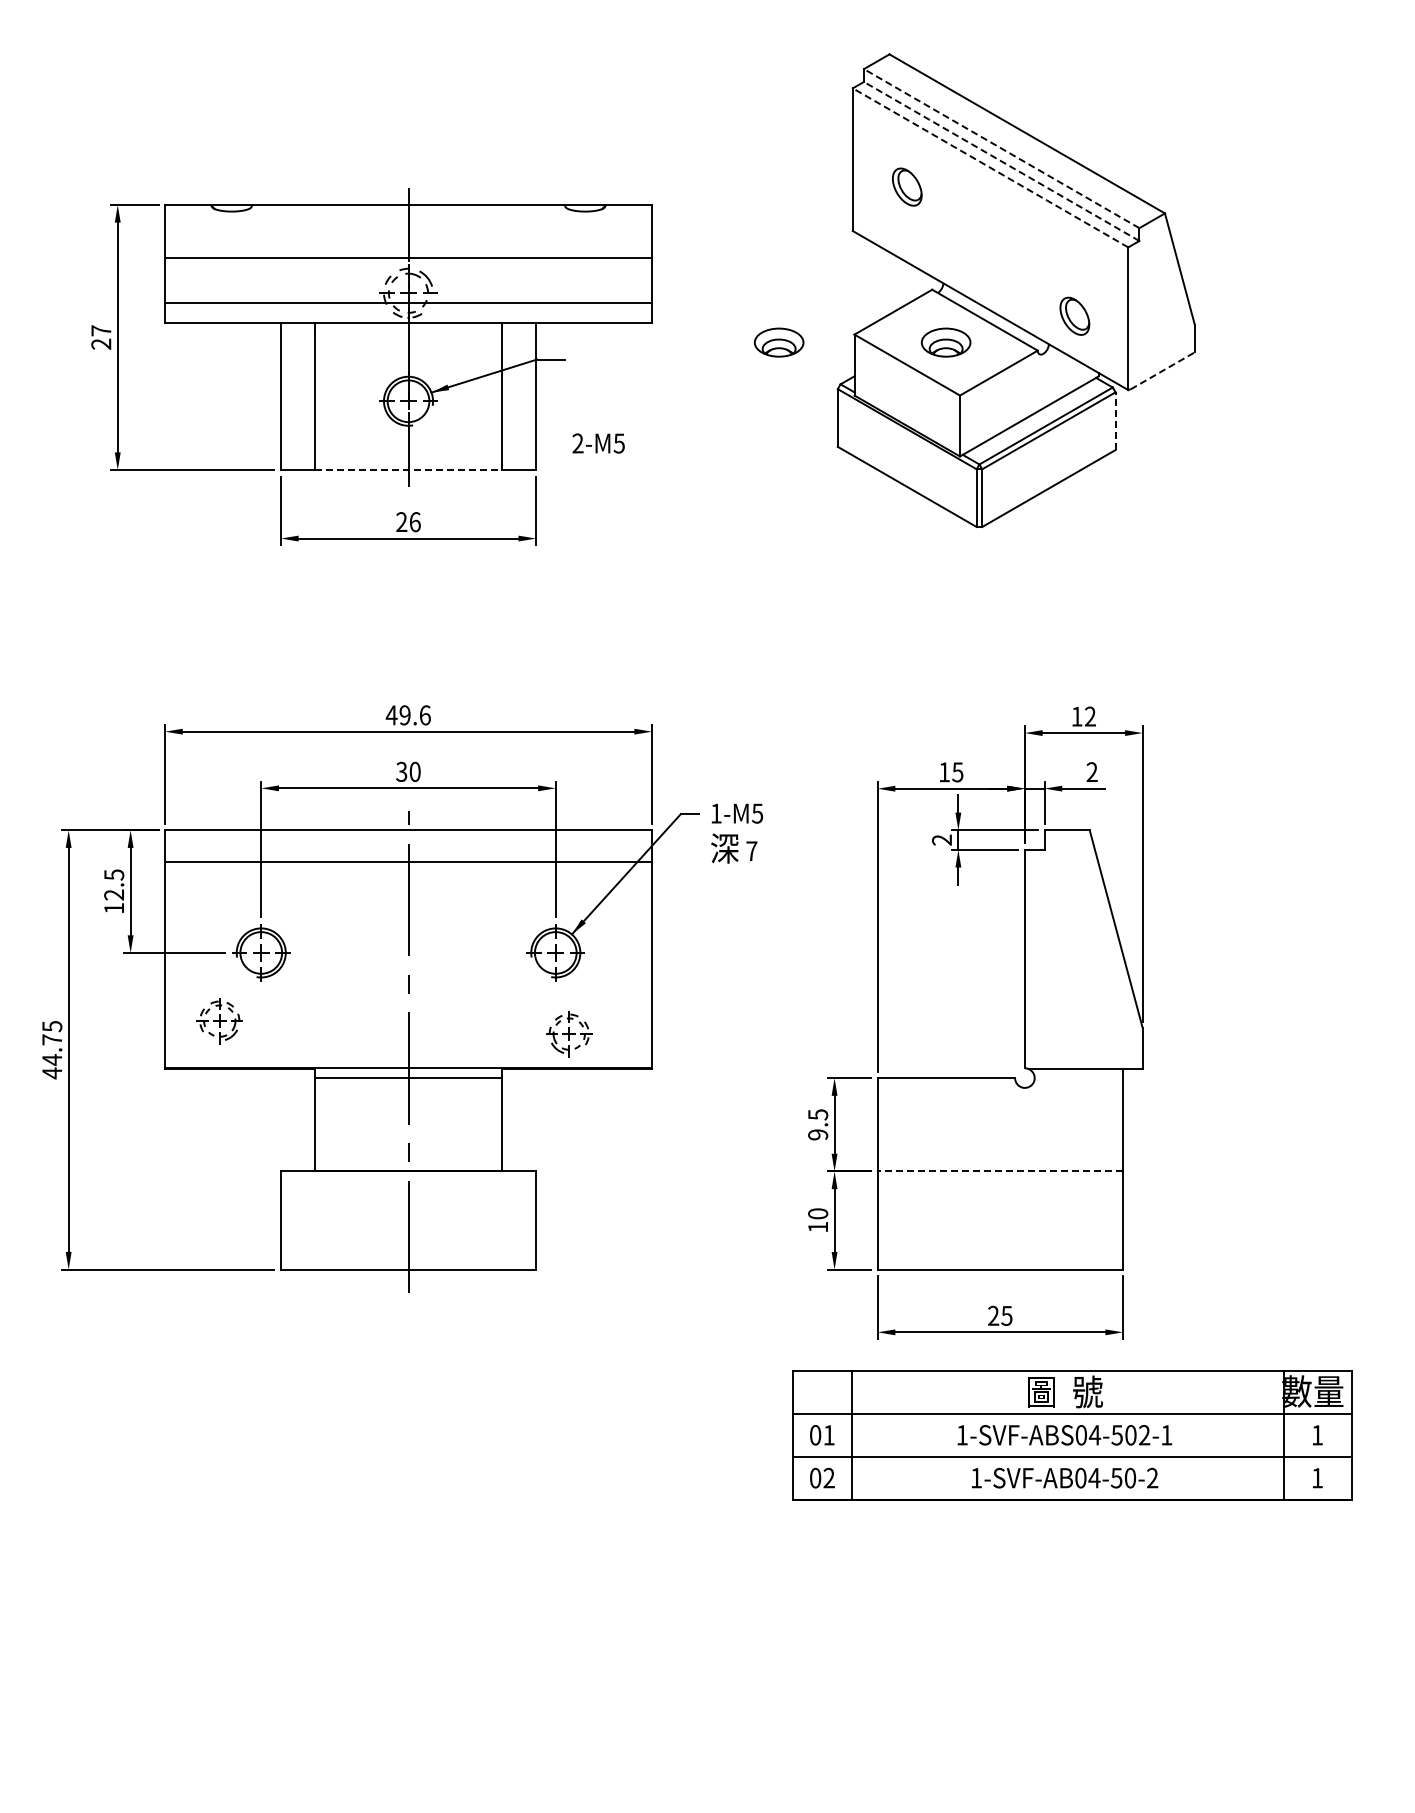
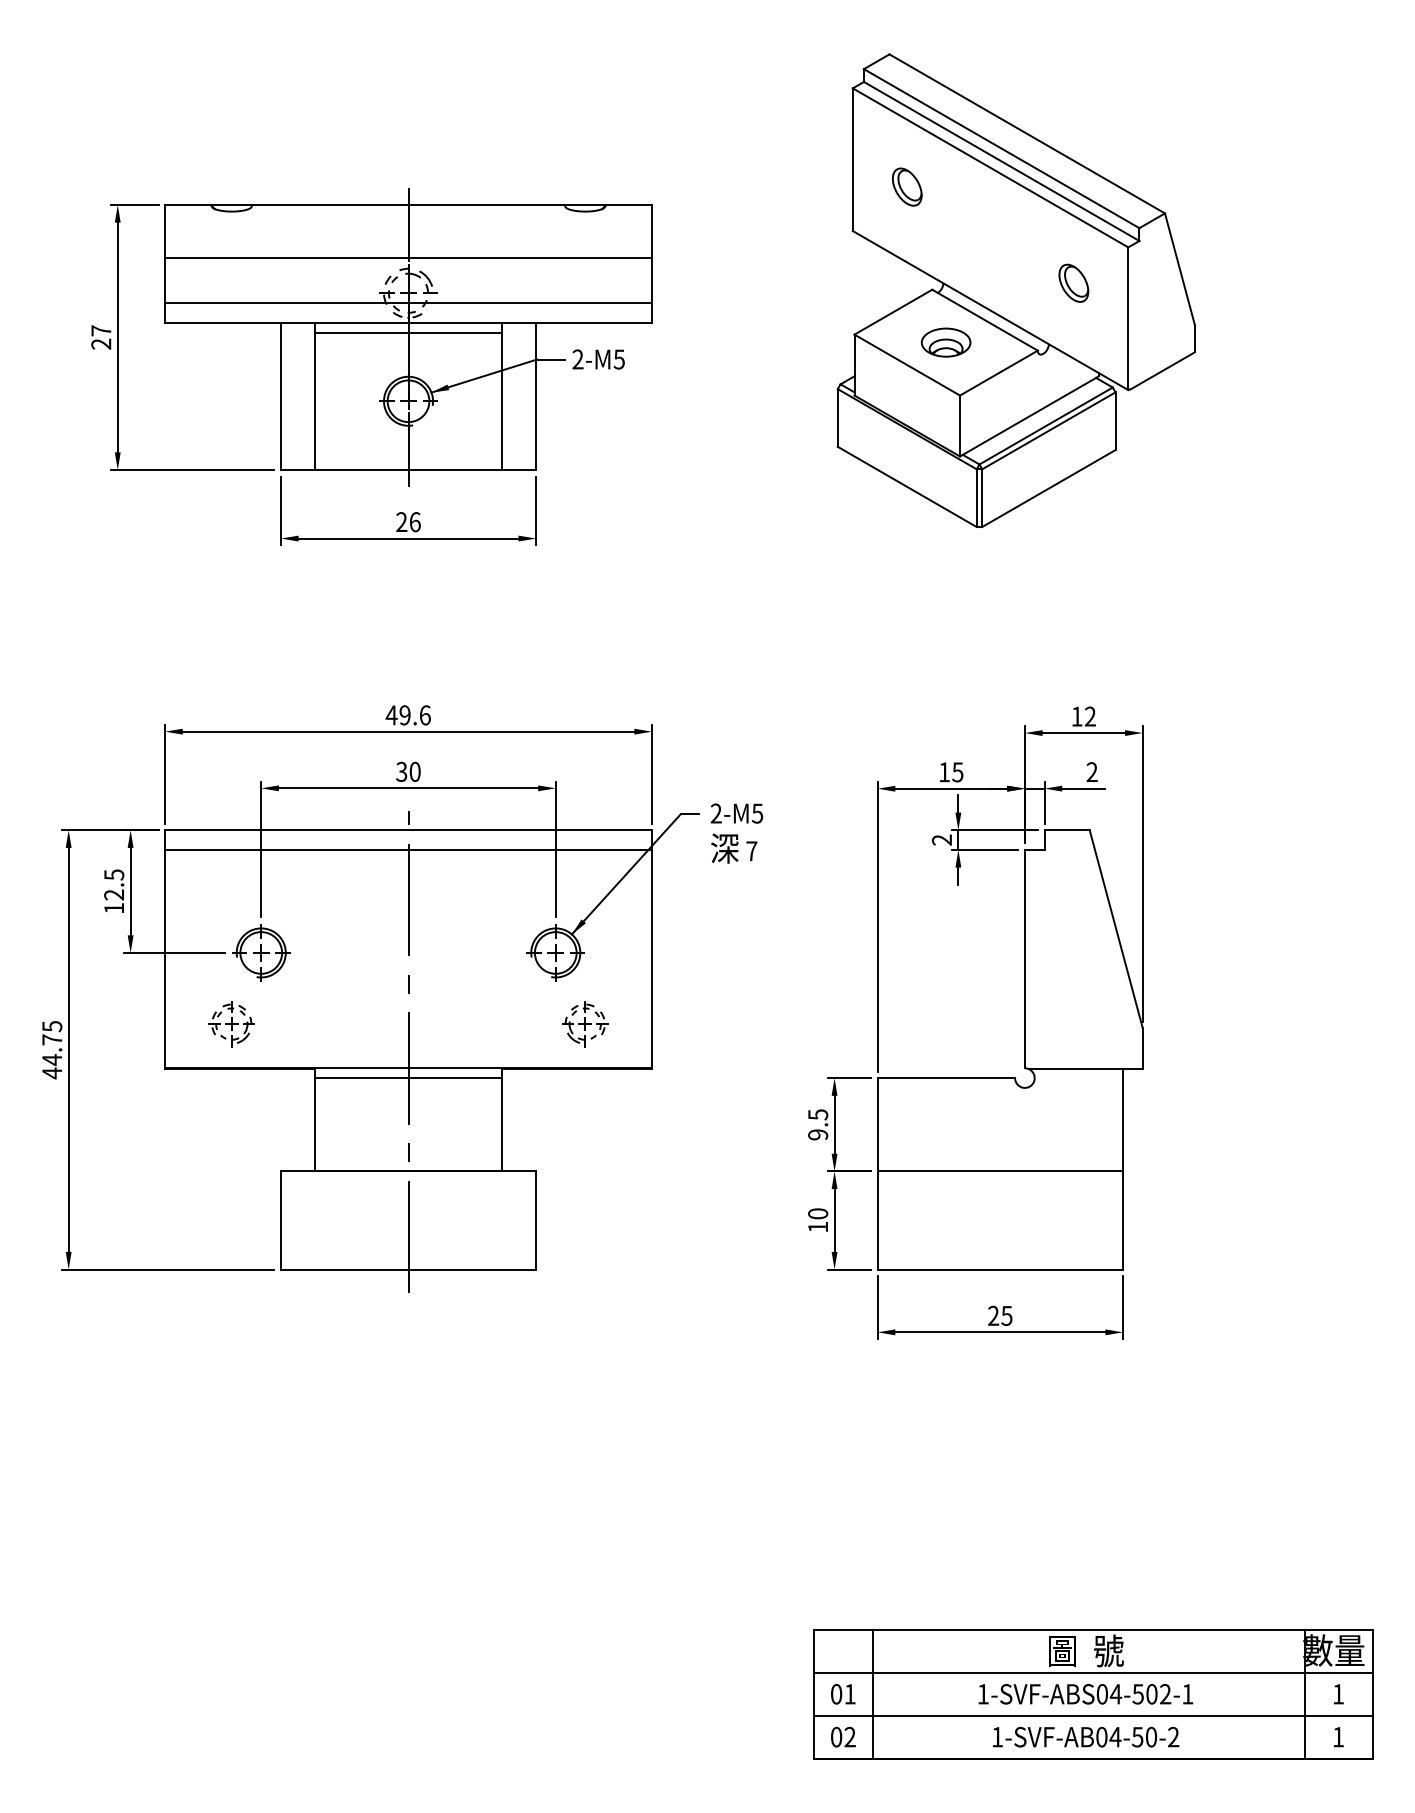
line: dashed -> solid (1001, 148)
line: dashed -> solid (1001, 161)
line: dashed -> solid (990, 167)
part position: (1074, 315) -> (1073, 282) (1073, 282)
line: none -> present (408, 332)
part: present -> none (778, 342)
line: dashed -> solid (1163, 370)
line: dashed -> solid (1115, 421)
text position: (598, 443) -> (598, 359) (598, 359)
line: dashed -> solid (409, 470)
text: 1-M5 -> 2-M5 (715, 813)
line position: (408, 861) -> (408, 849) (408, 849)
part position: (219, 1021) -> (231, 1024) (231, 1024)
part position: (569, 1034) -> (585, 1024) (585, 1024)
line: dashed -> solid (1000, 1171)
part position: (1072, 1435) -> (1093, 1694) (1093, 1694)
